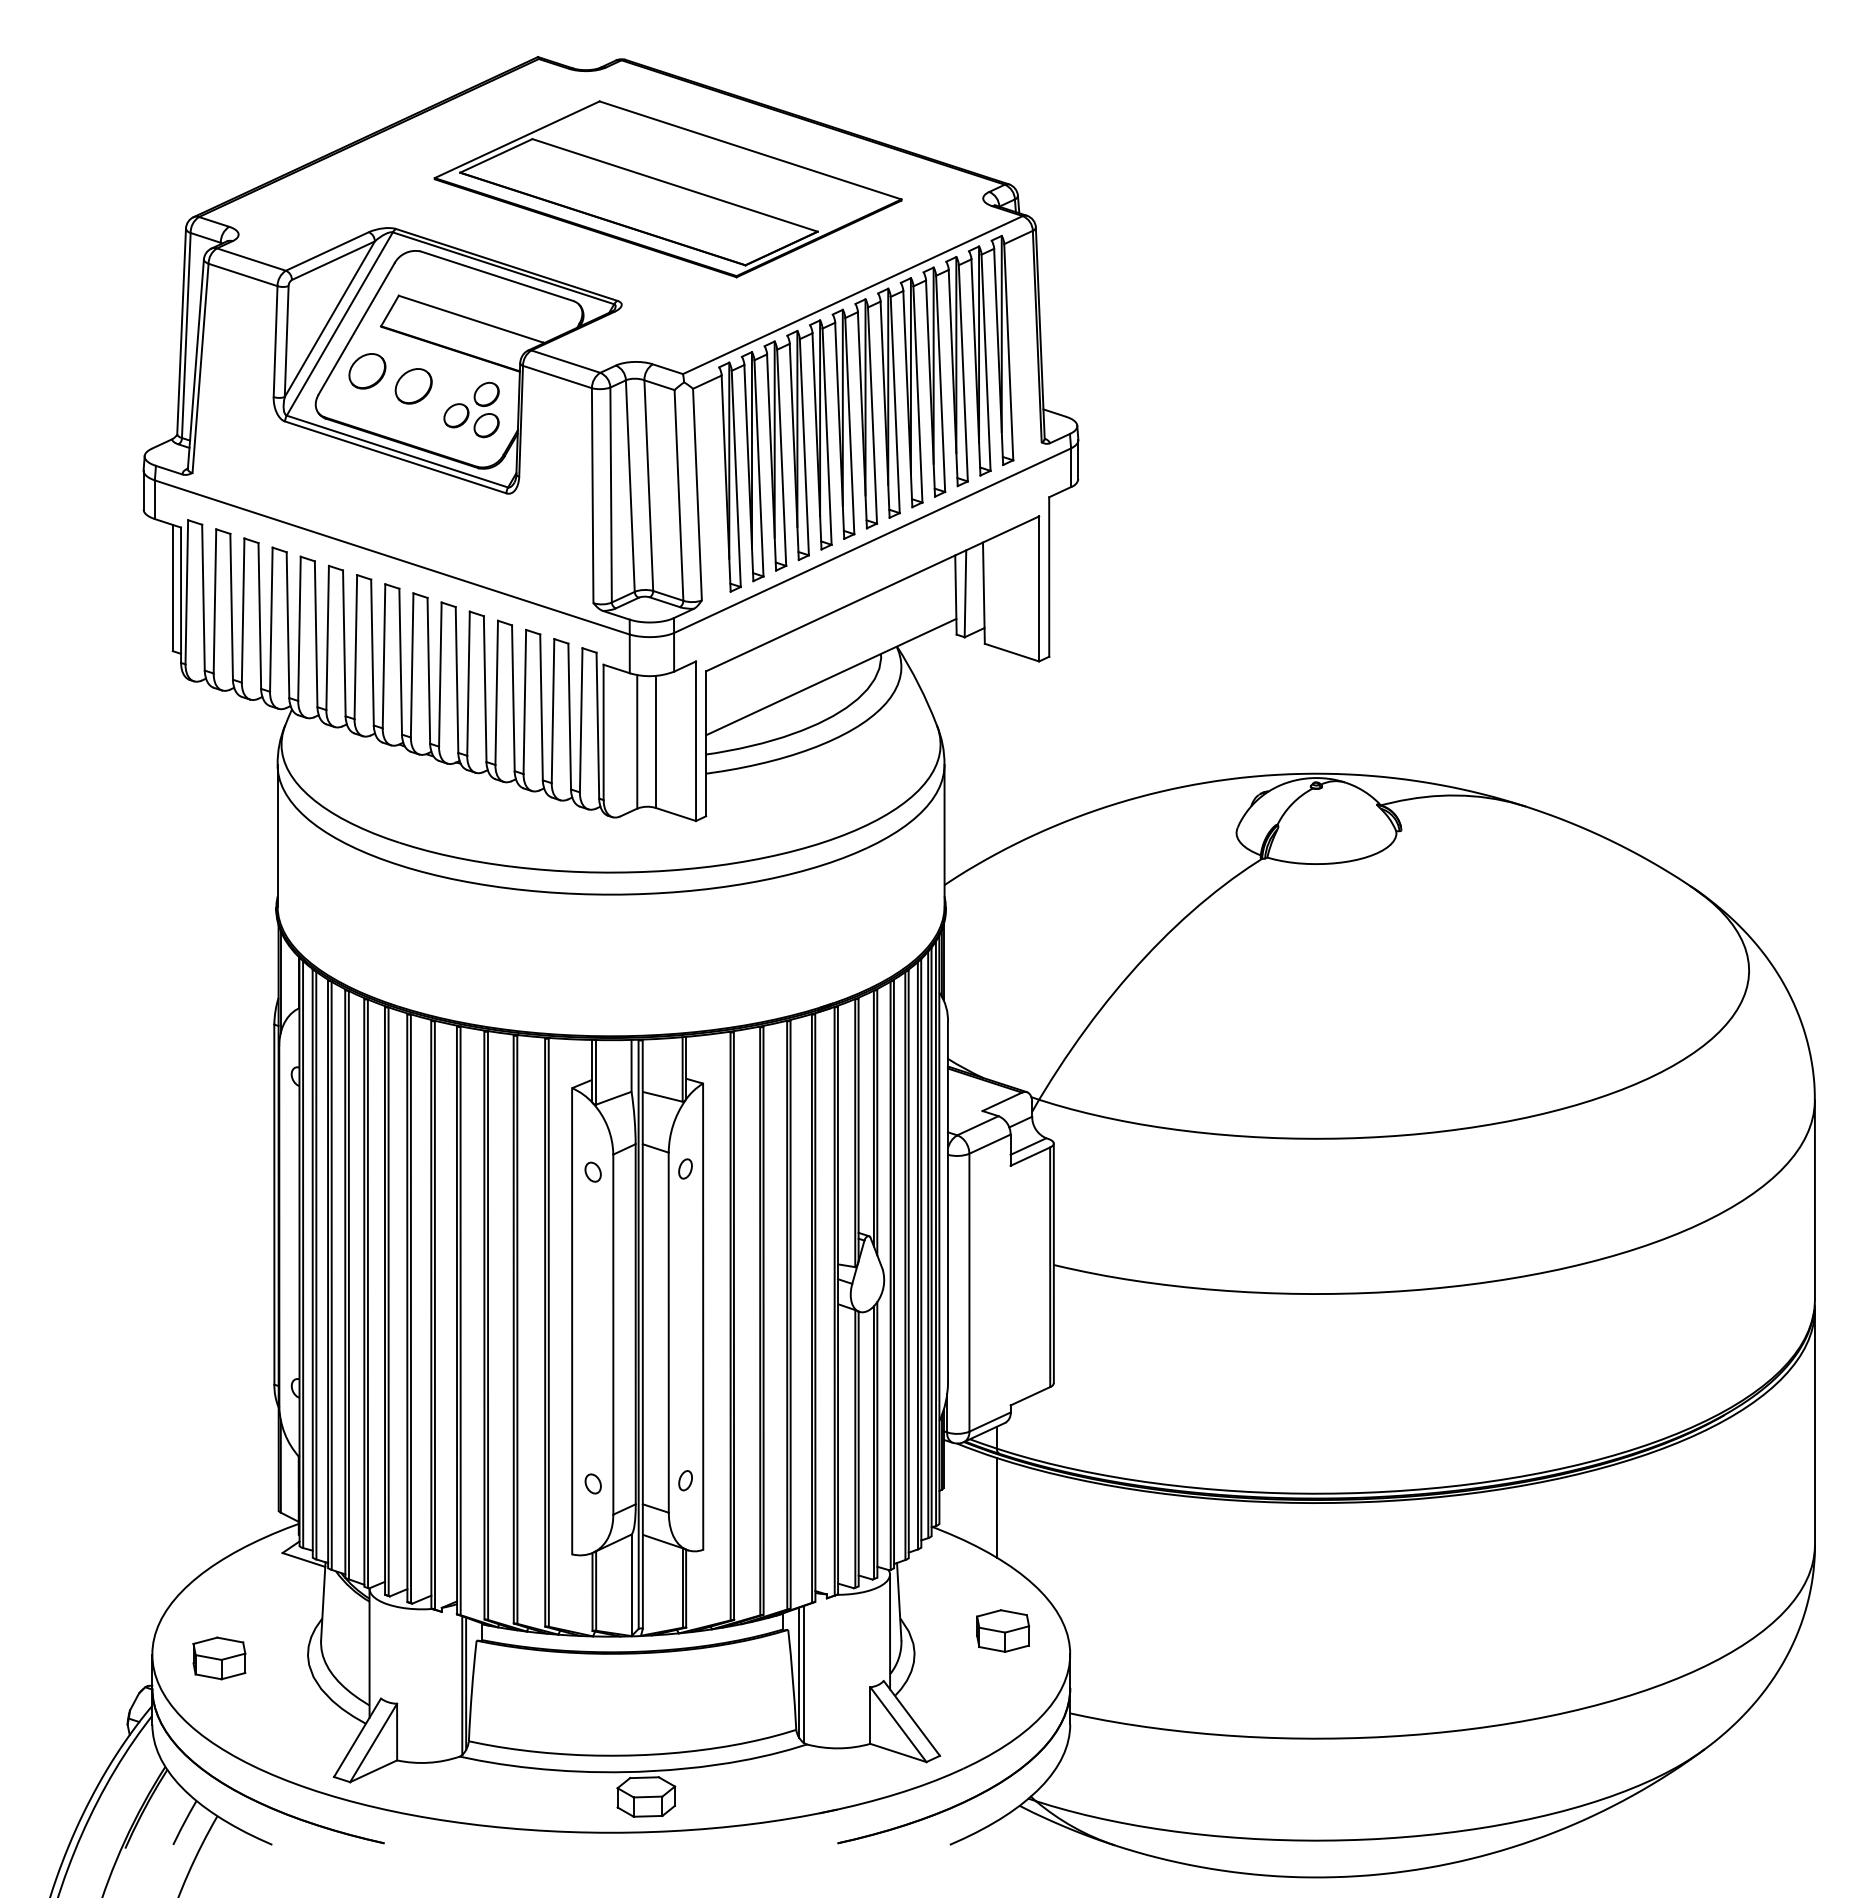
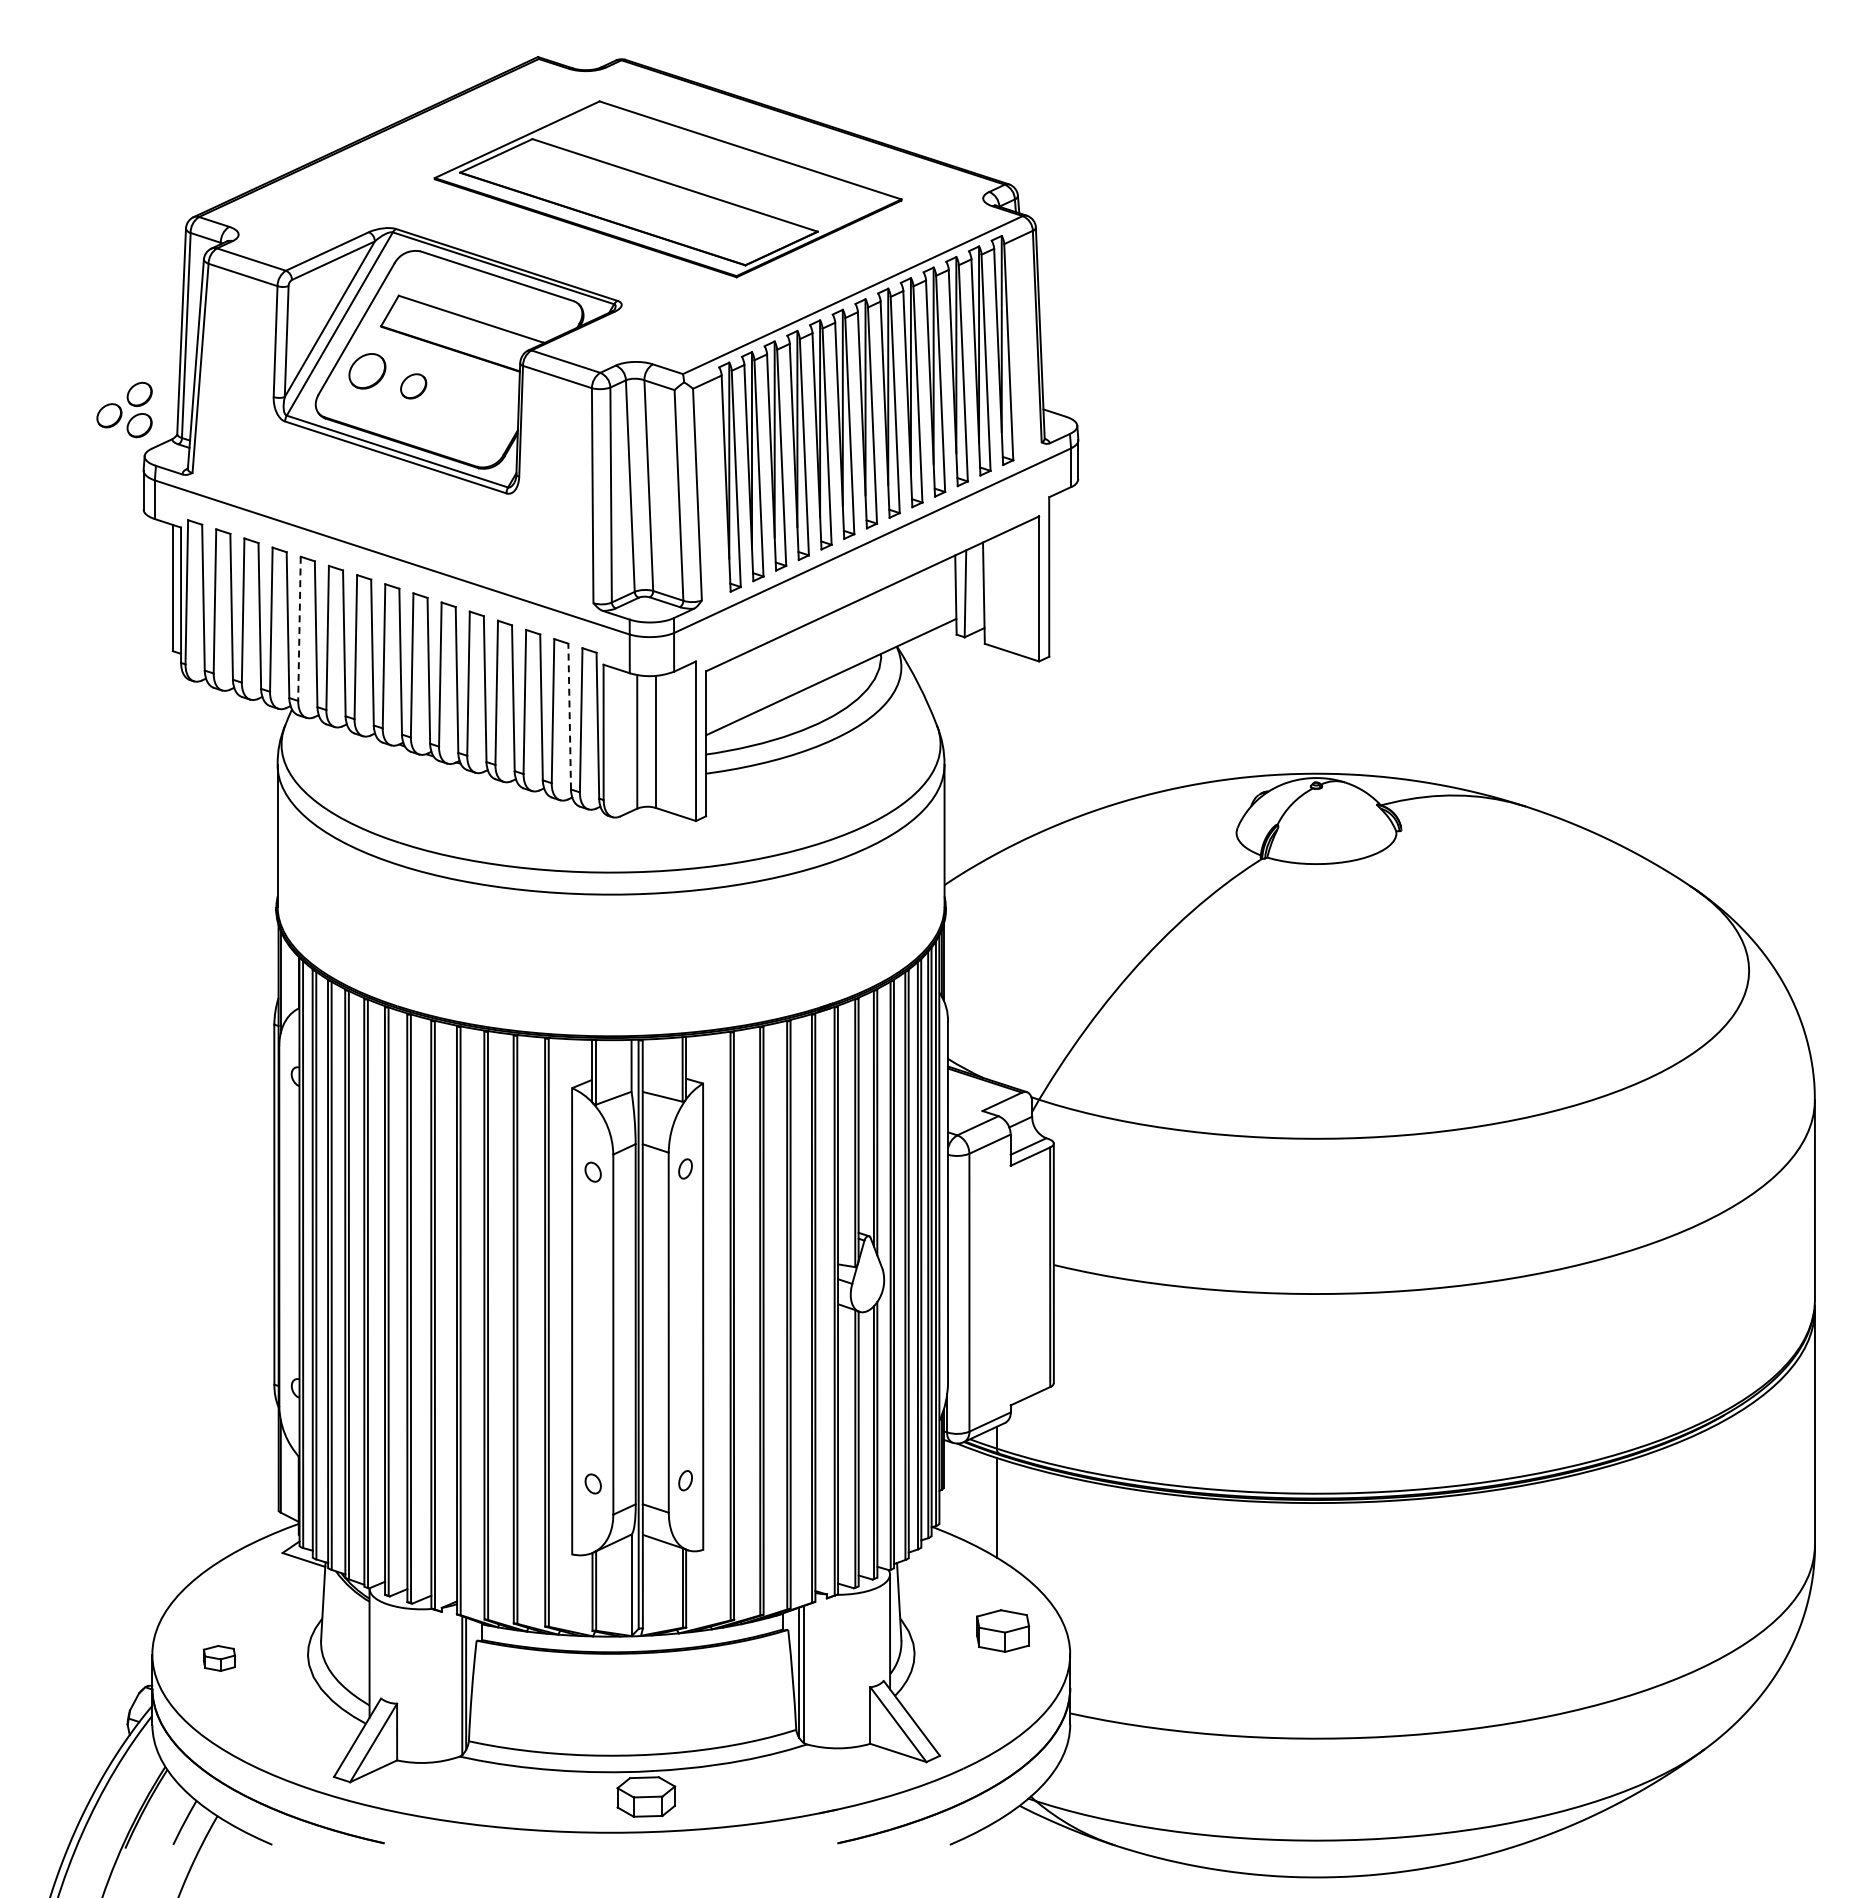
part size: 39x37 px -> 28x27 px (413, 386)
part position: (471, 409) -> (124, 409) (124, 409)
line: solid -> dashed (299, 629)
line: solid -> dashed (569, 716)
part size: 55x45 px -> 34x27 px (218, 1658)
